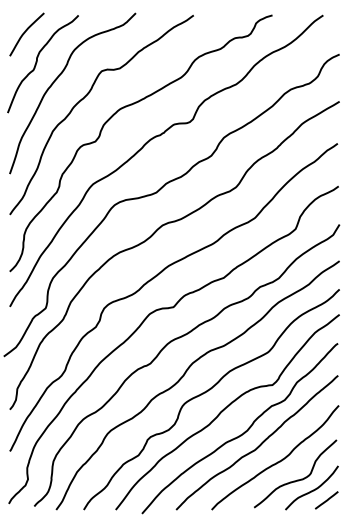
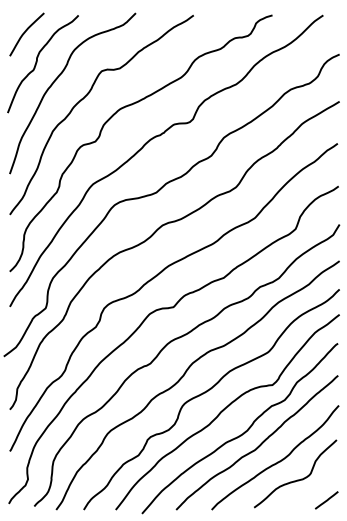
curve: present -> none (313, 489)
